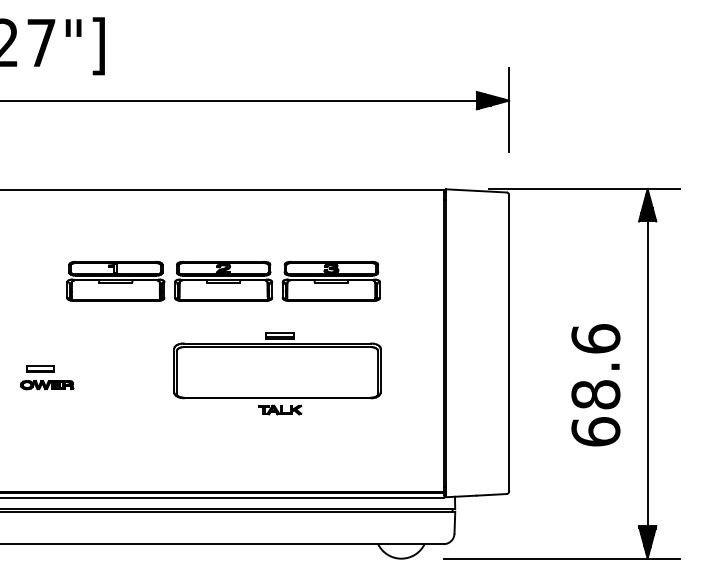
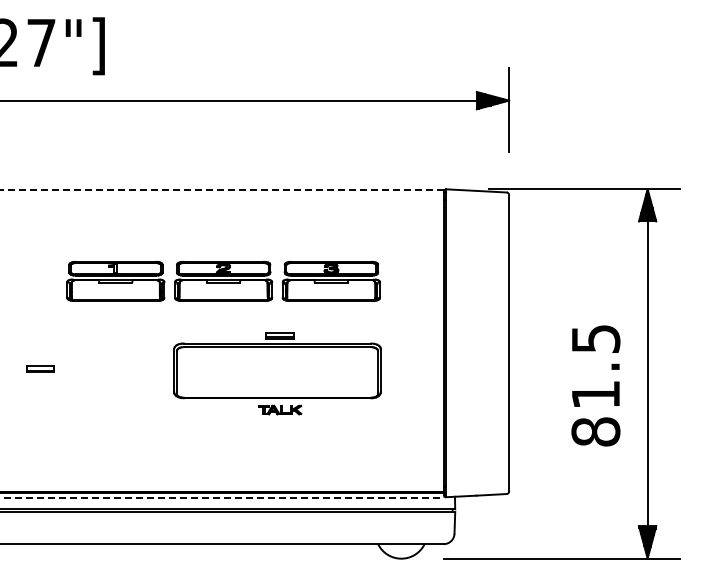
line: solid -> dashed (222, 189)
part: present -> none (47, 385)
text: 68.6 -> 81.5 (595, 385)
line: solid -> dashed (222, 497)
